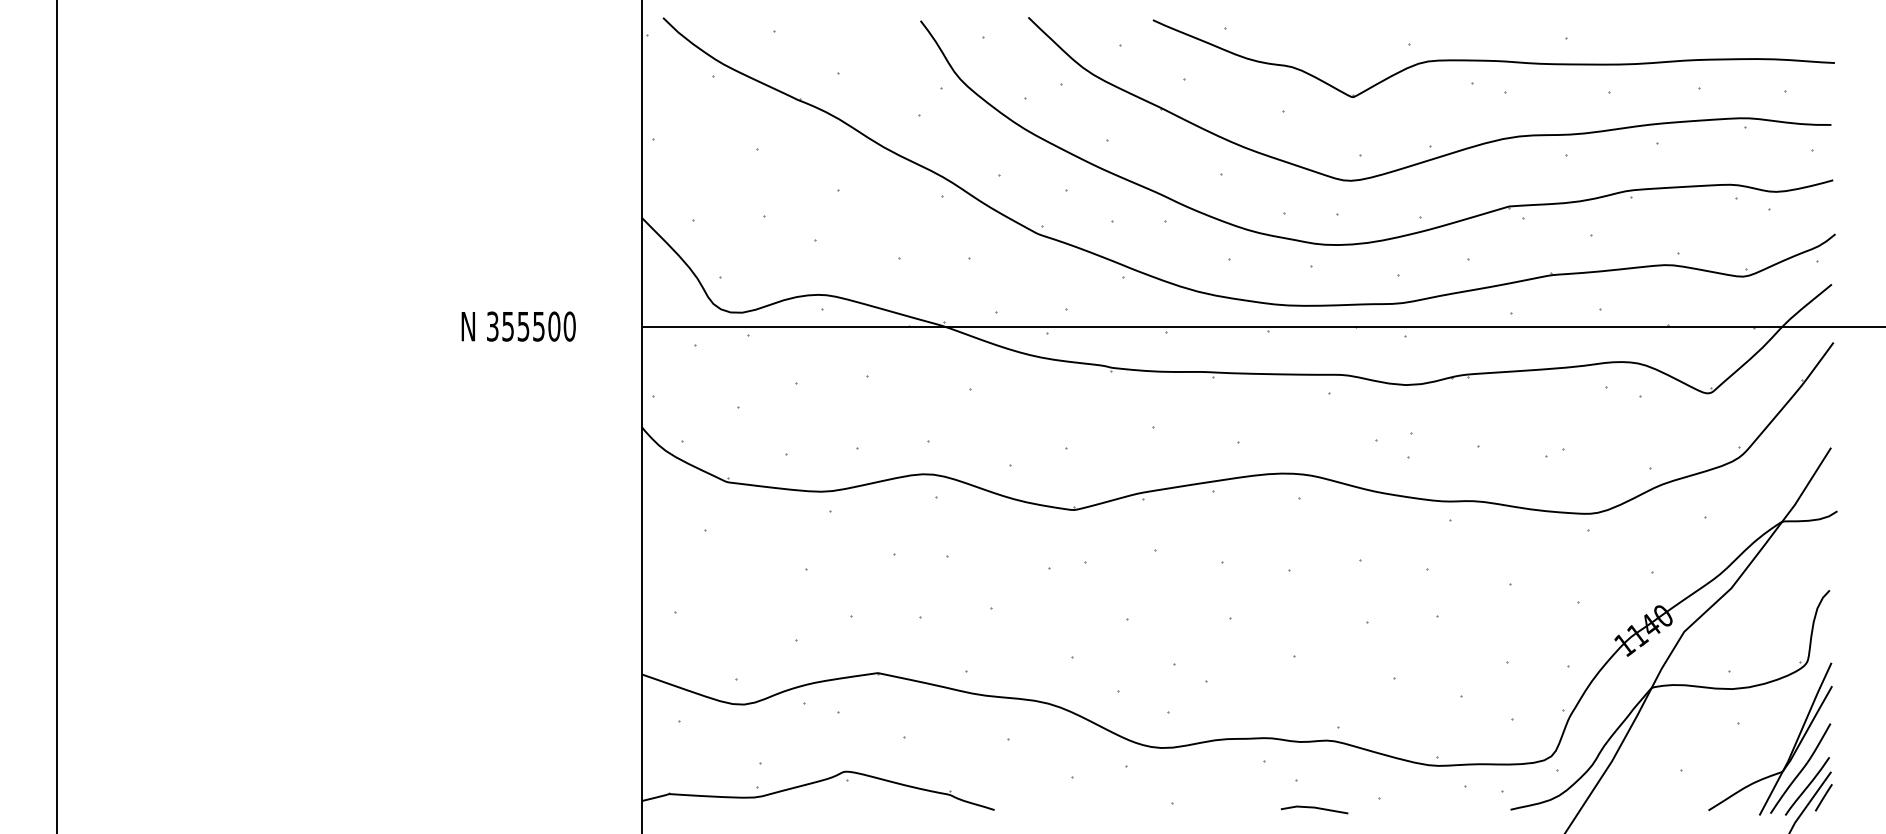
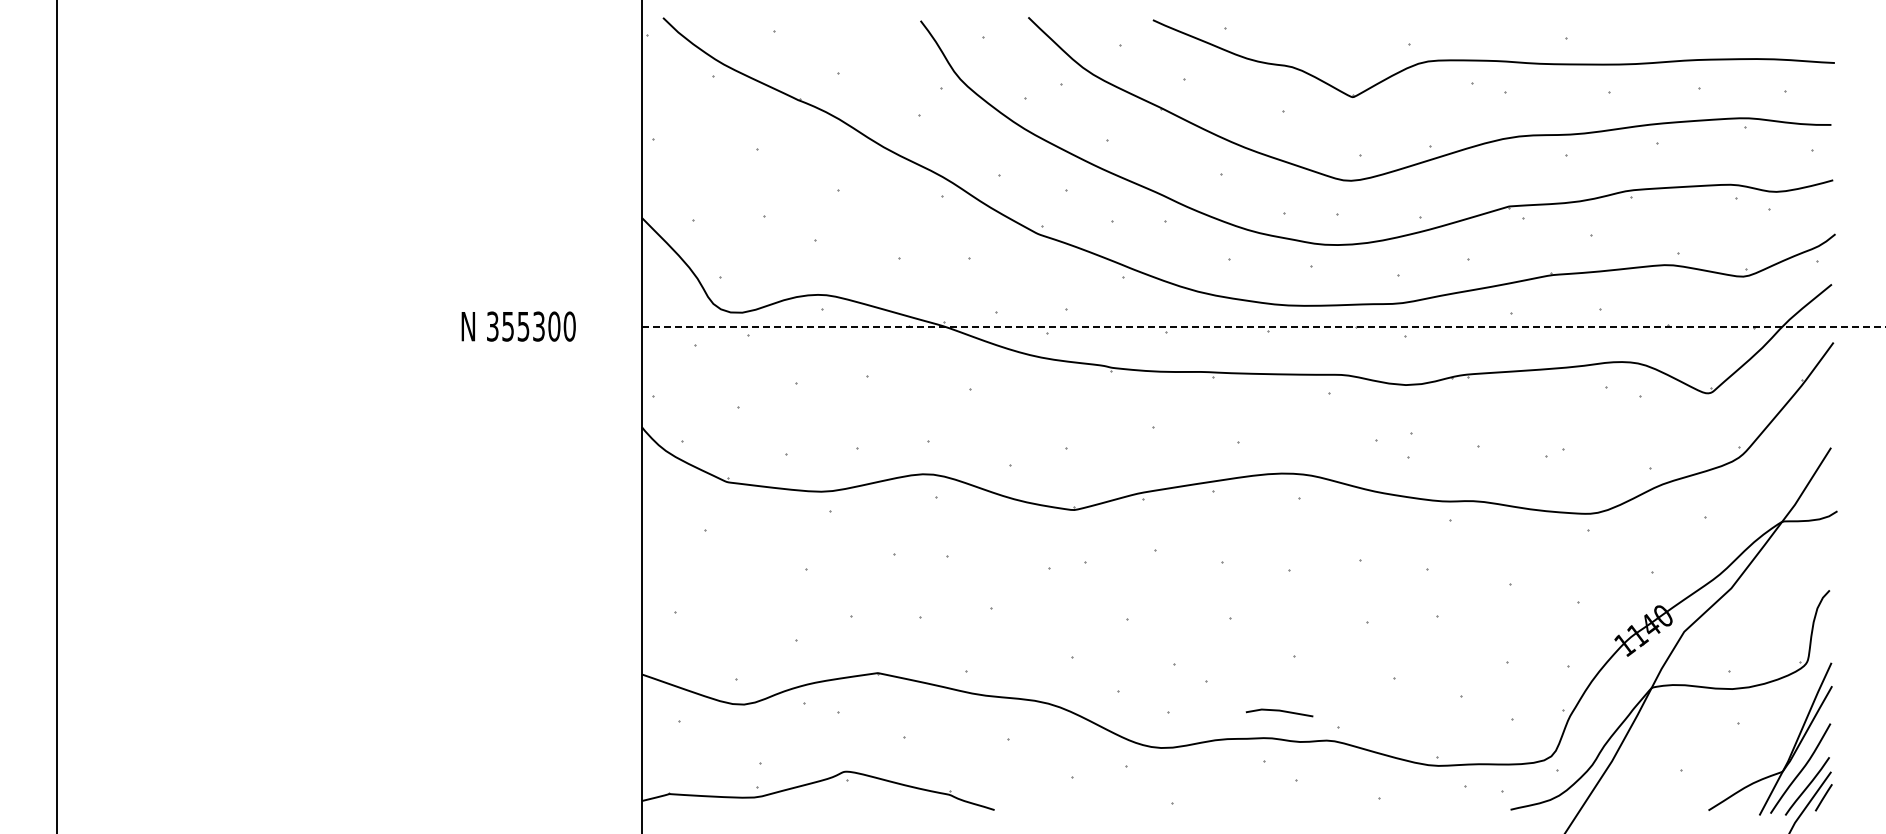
text: 355500 -> 355300 (538, 325)
line: solid -> dashed (1264, 326)
line position: (1314, 808) -> (1279, 711) (1279, 711)
